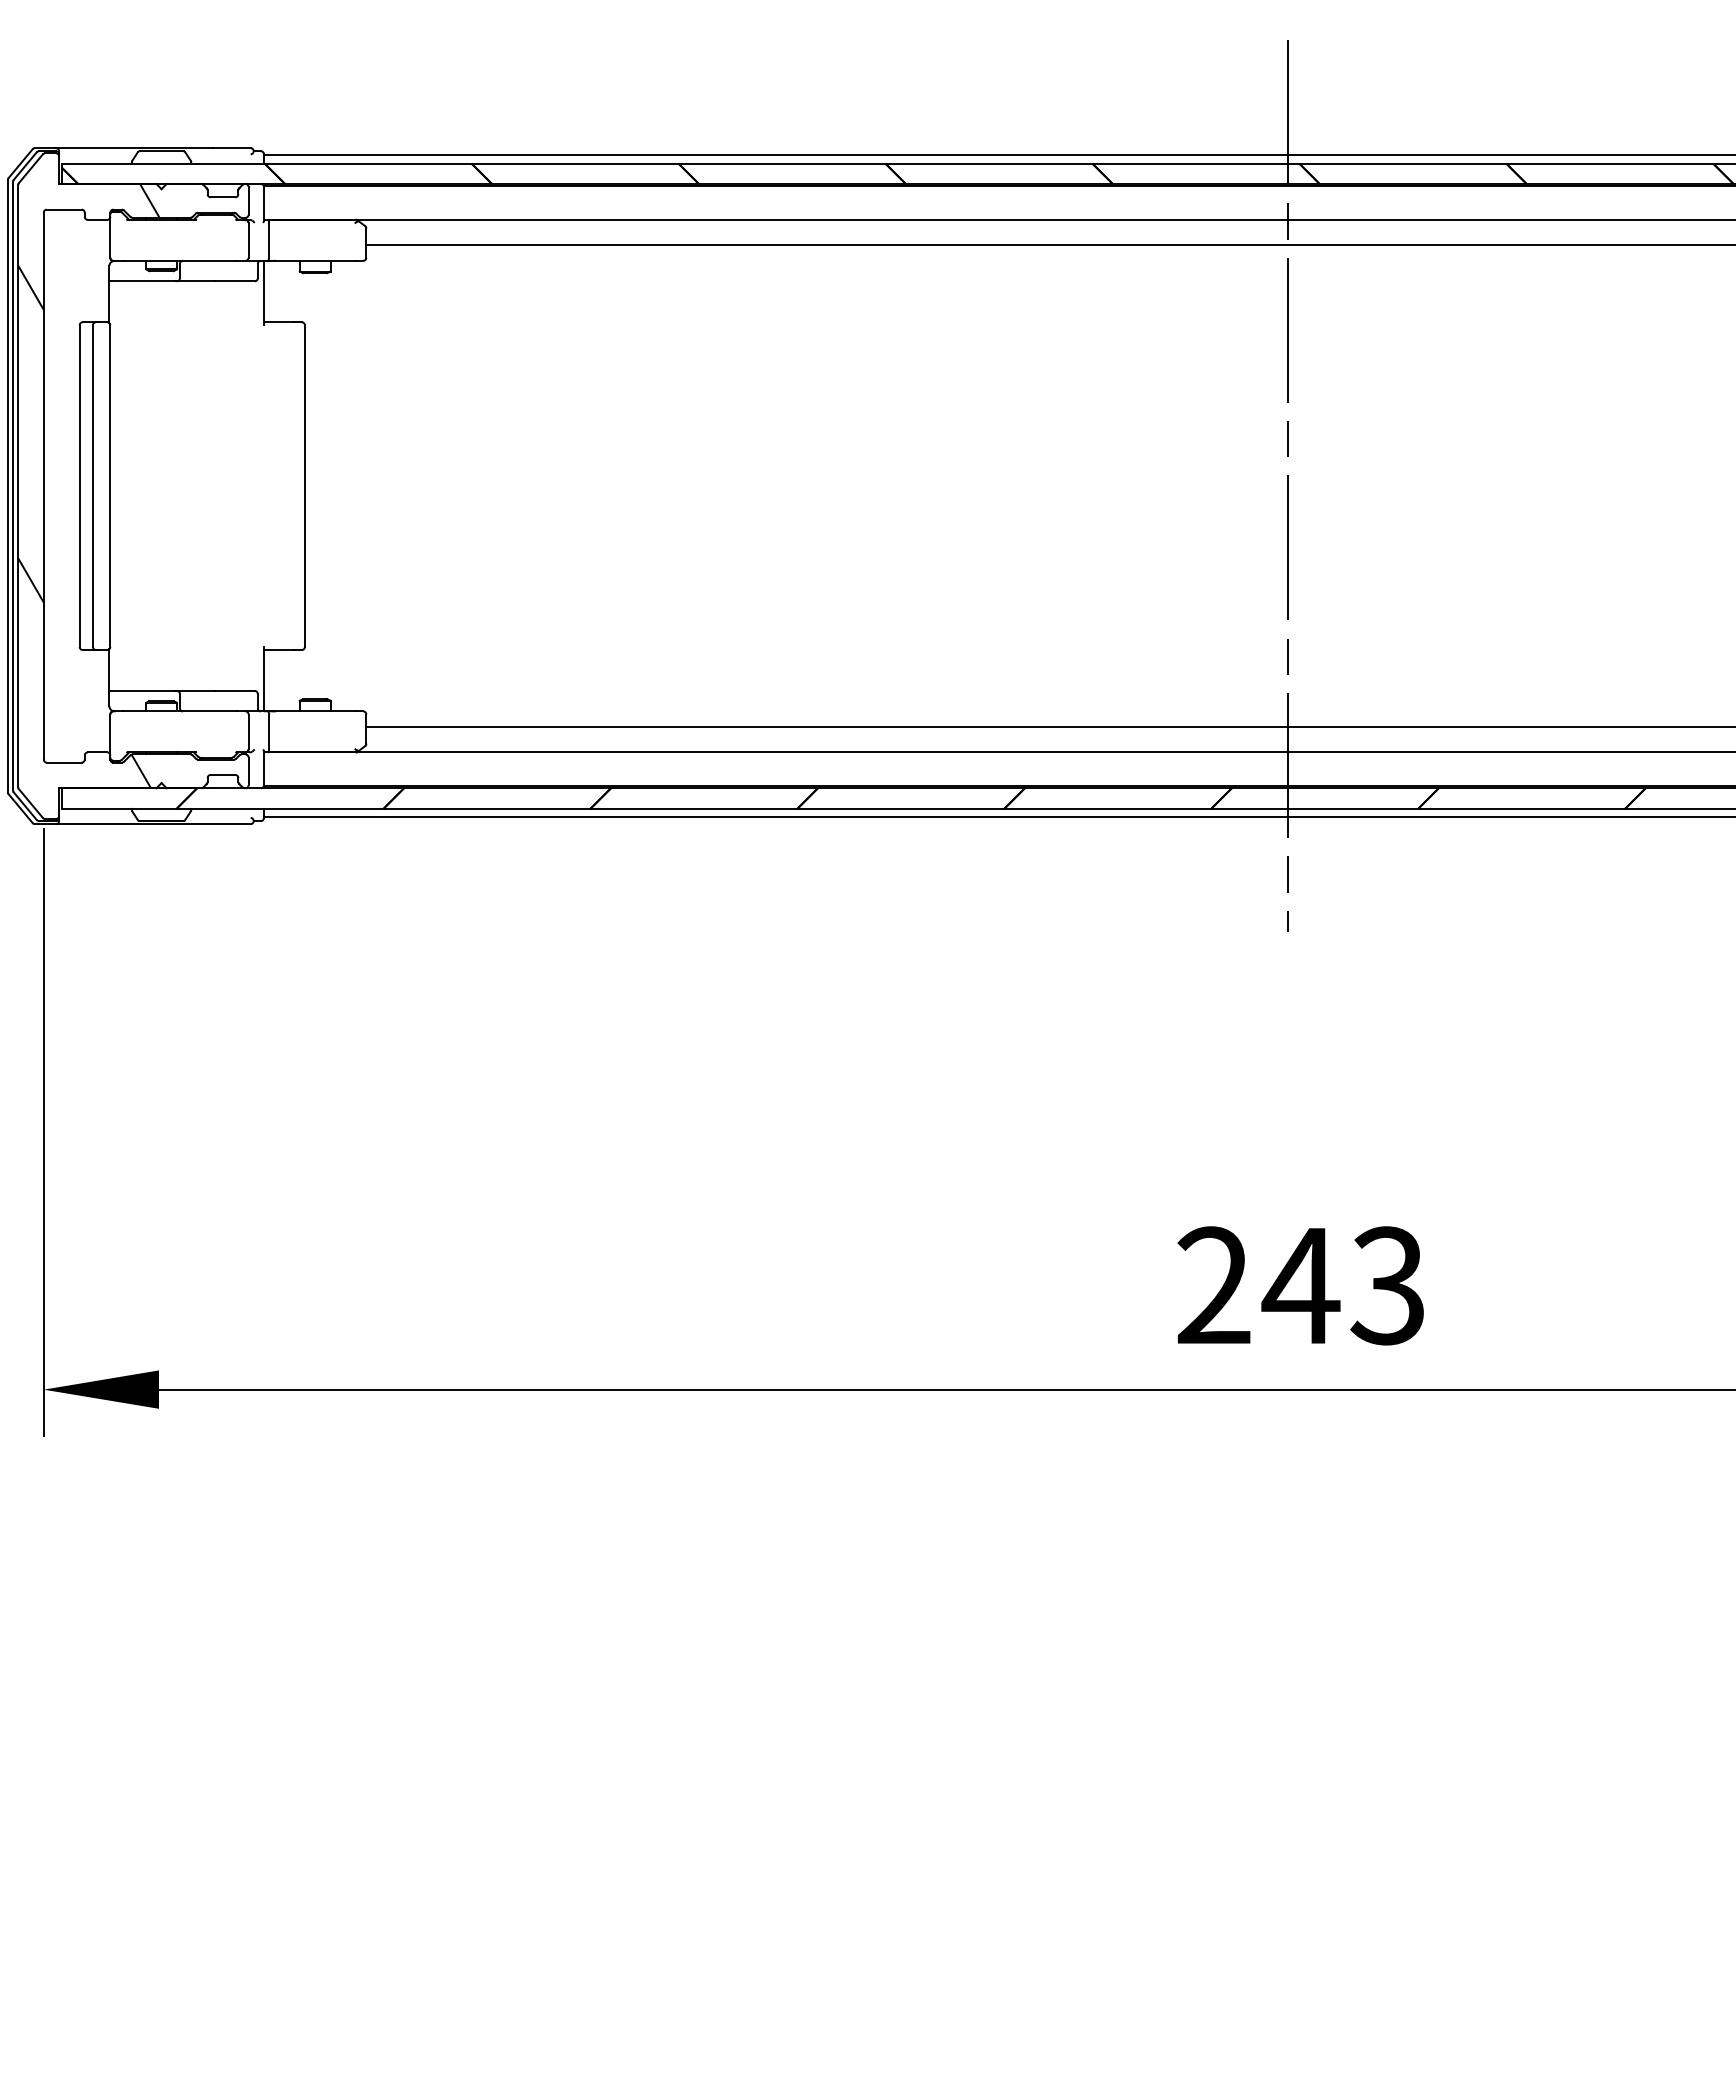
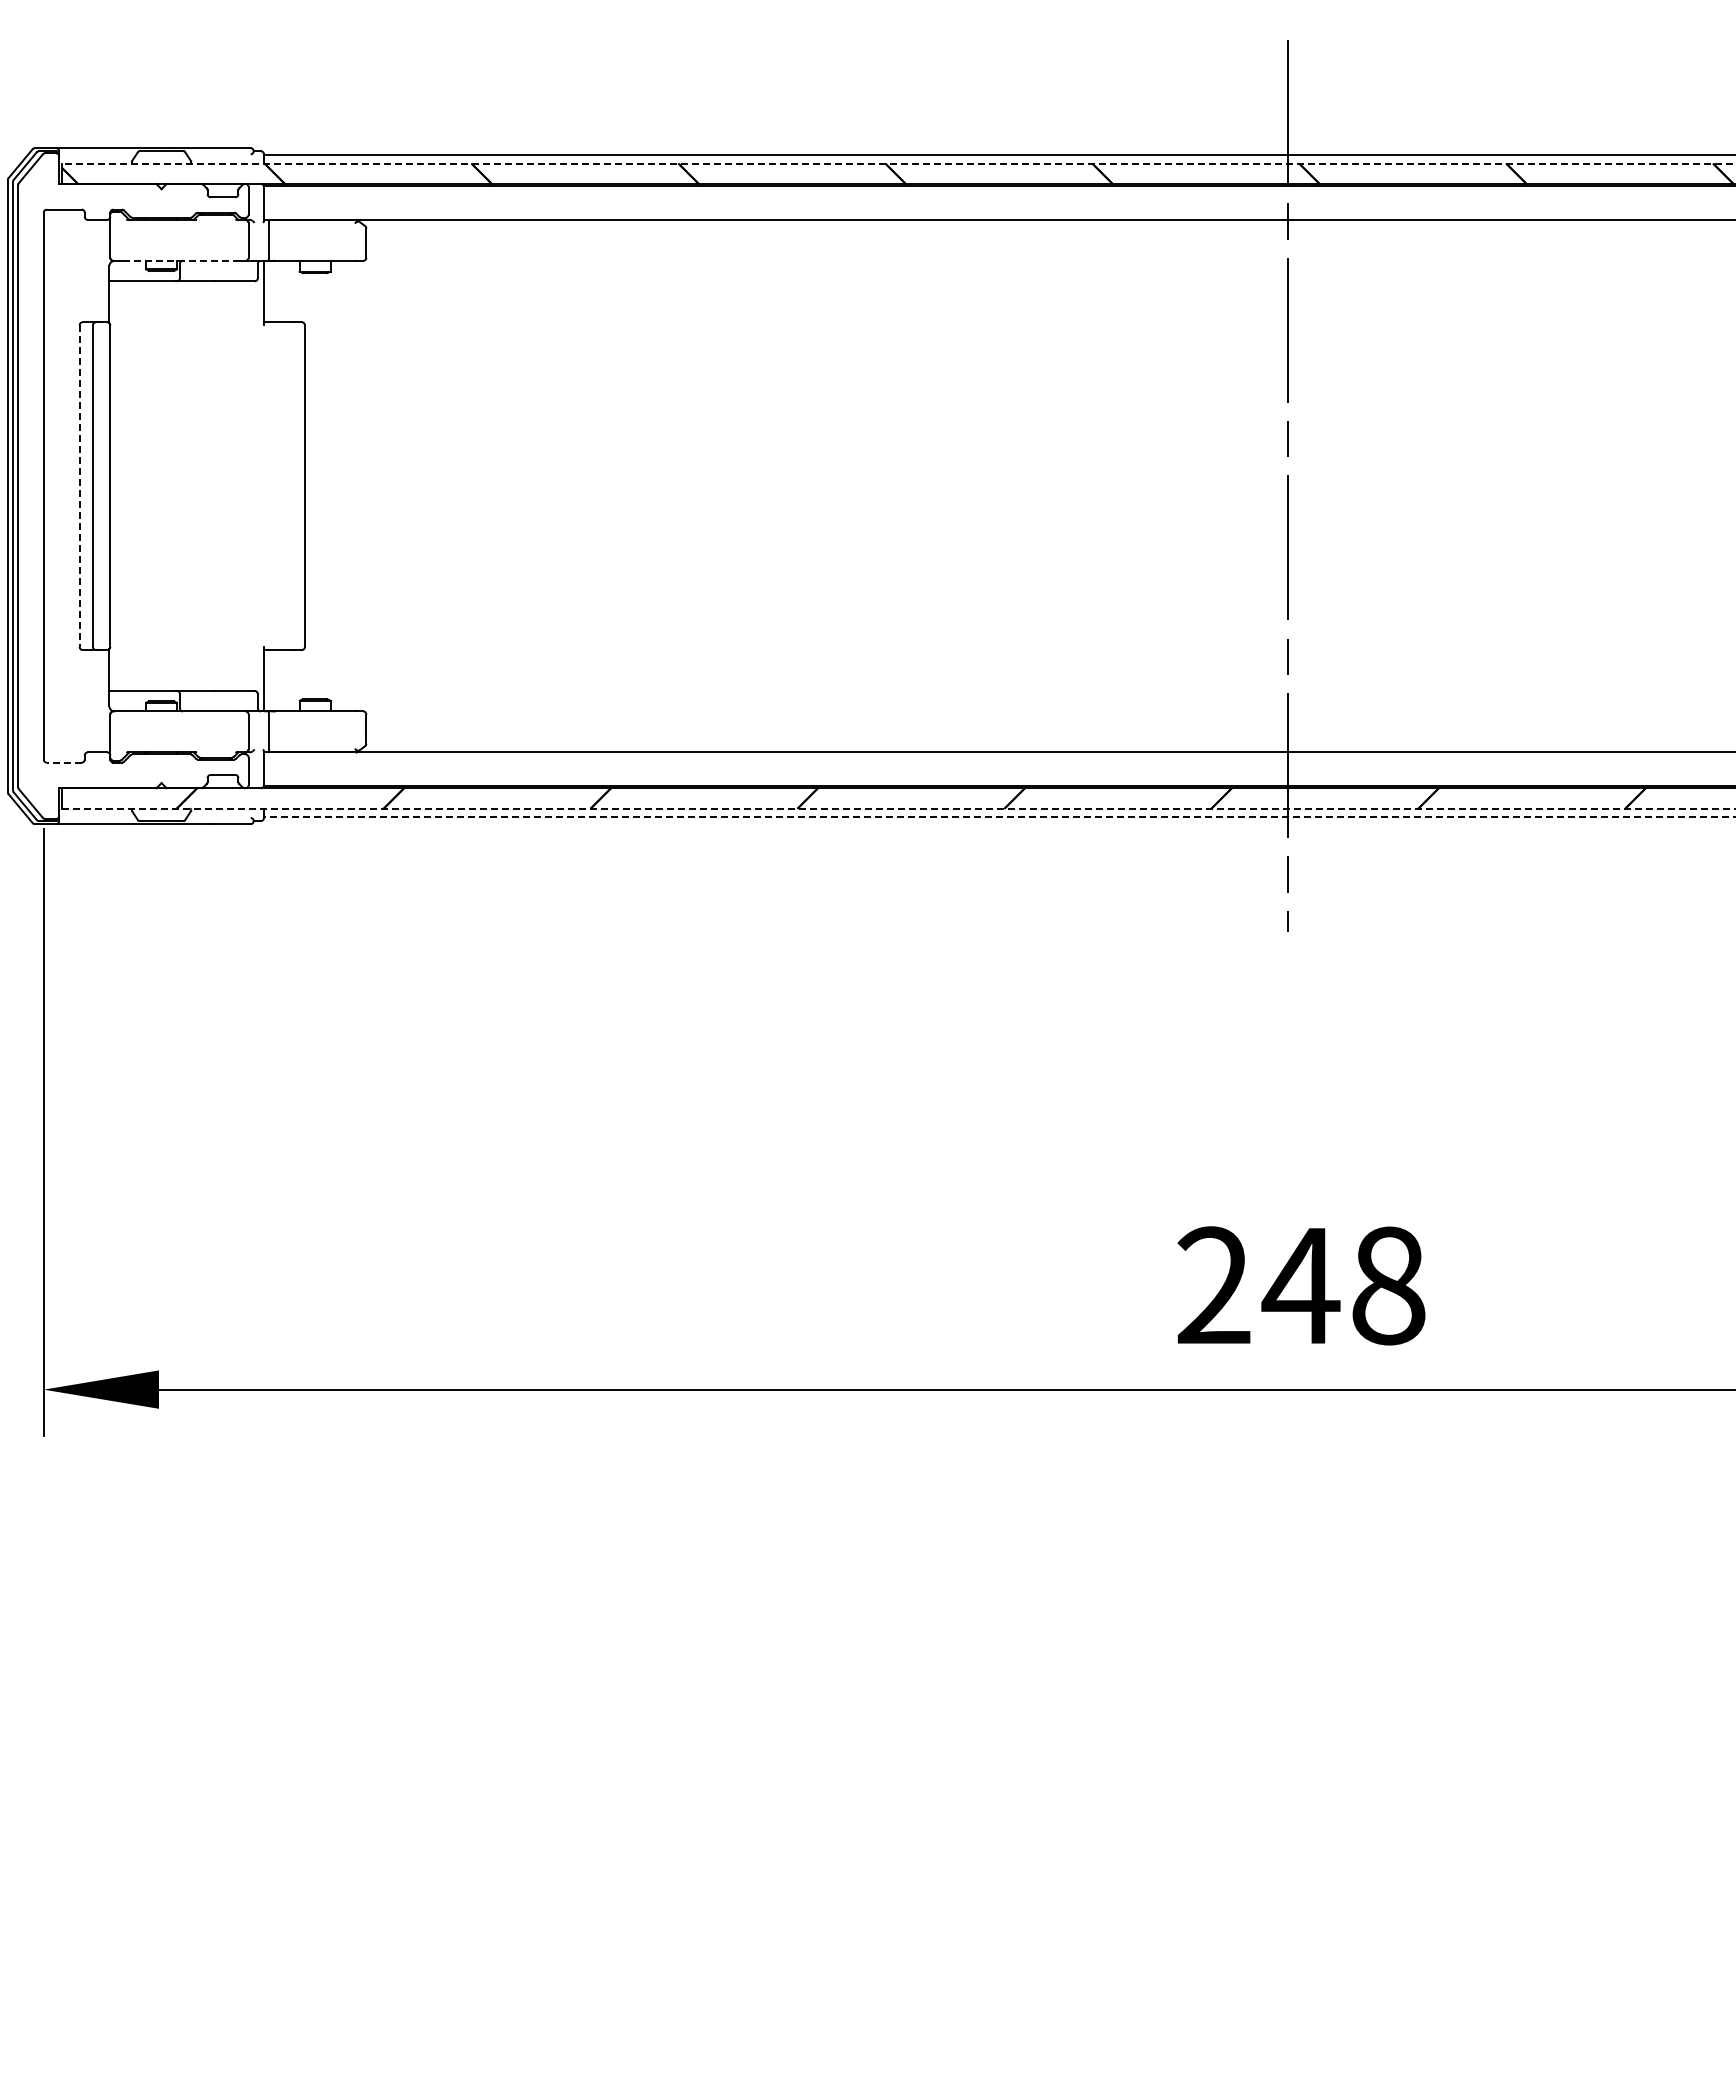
line: solid -> dashed (898, 163)
line: present -> none (1049, 245)
line: solid -> dashed (180, 260)
line: solid -> dashed (79, 486)
hatch: present -> none (88, 486)
line: present -> none (1049, 726)
line: solid -> dashed (63, 762)
line: solid -> dashed (899, 808)
line: solid -> dashed (999, 816)
text: 243 -> 248 (1387, 1285)
